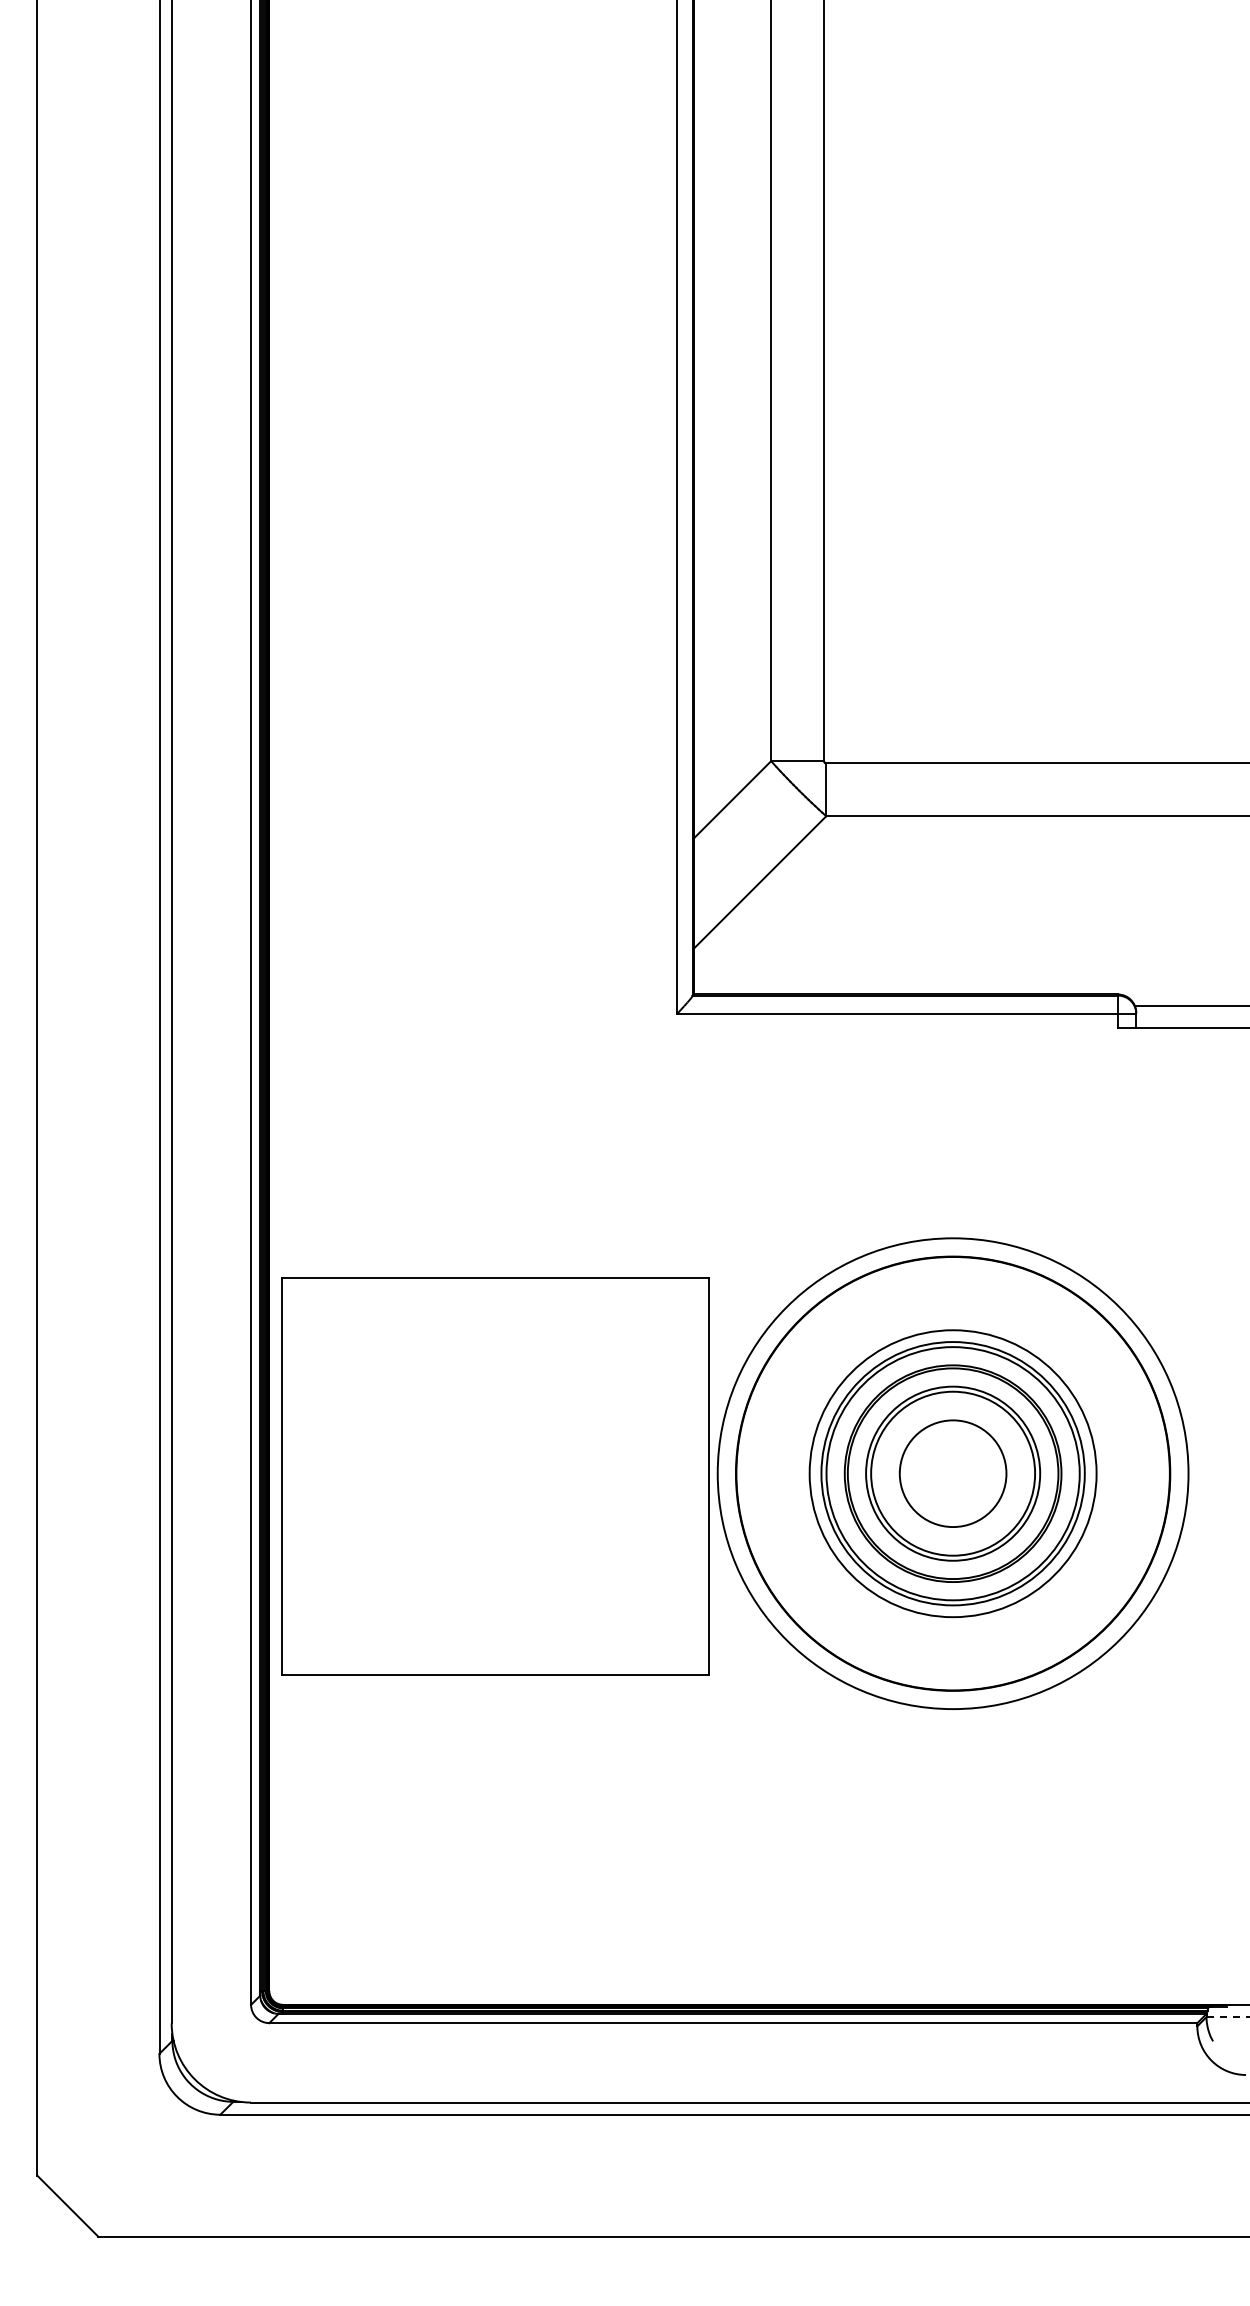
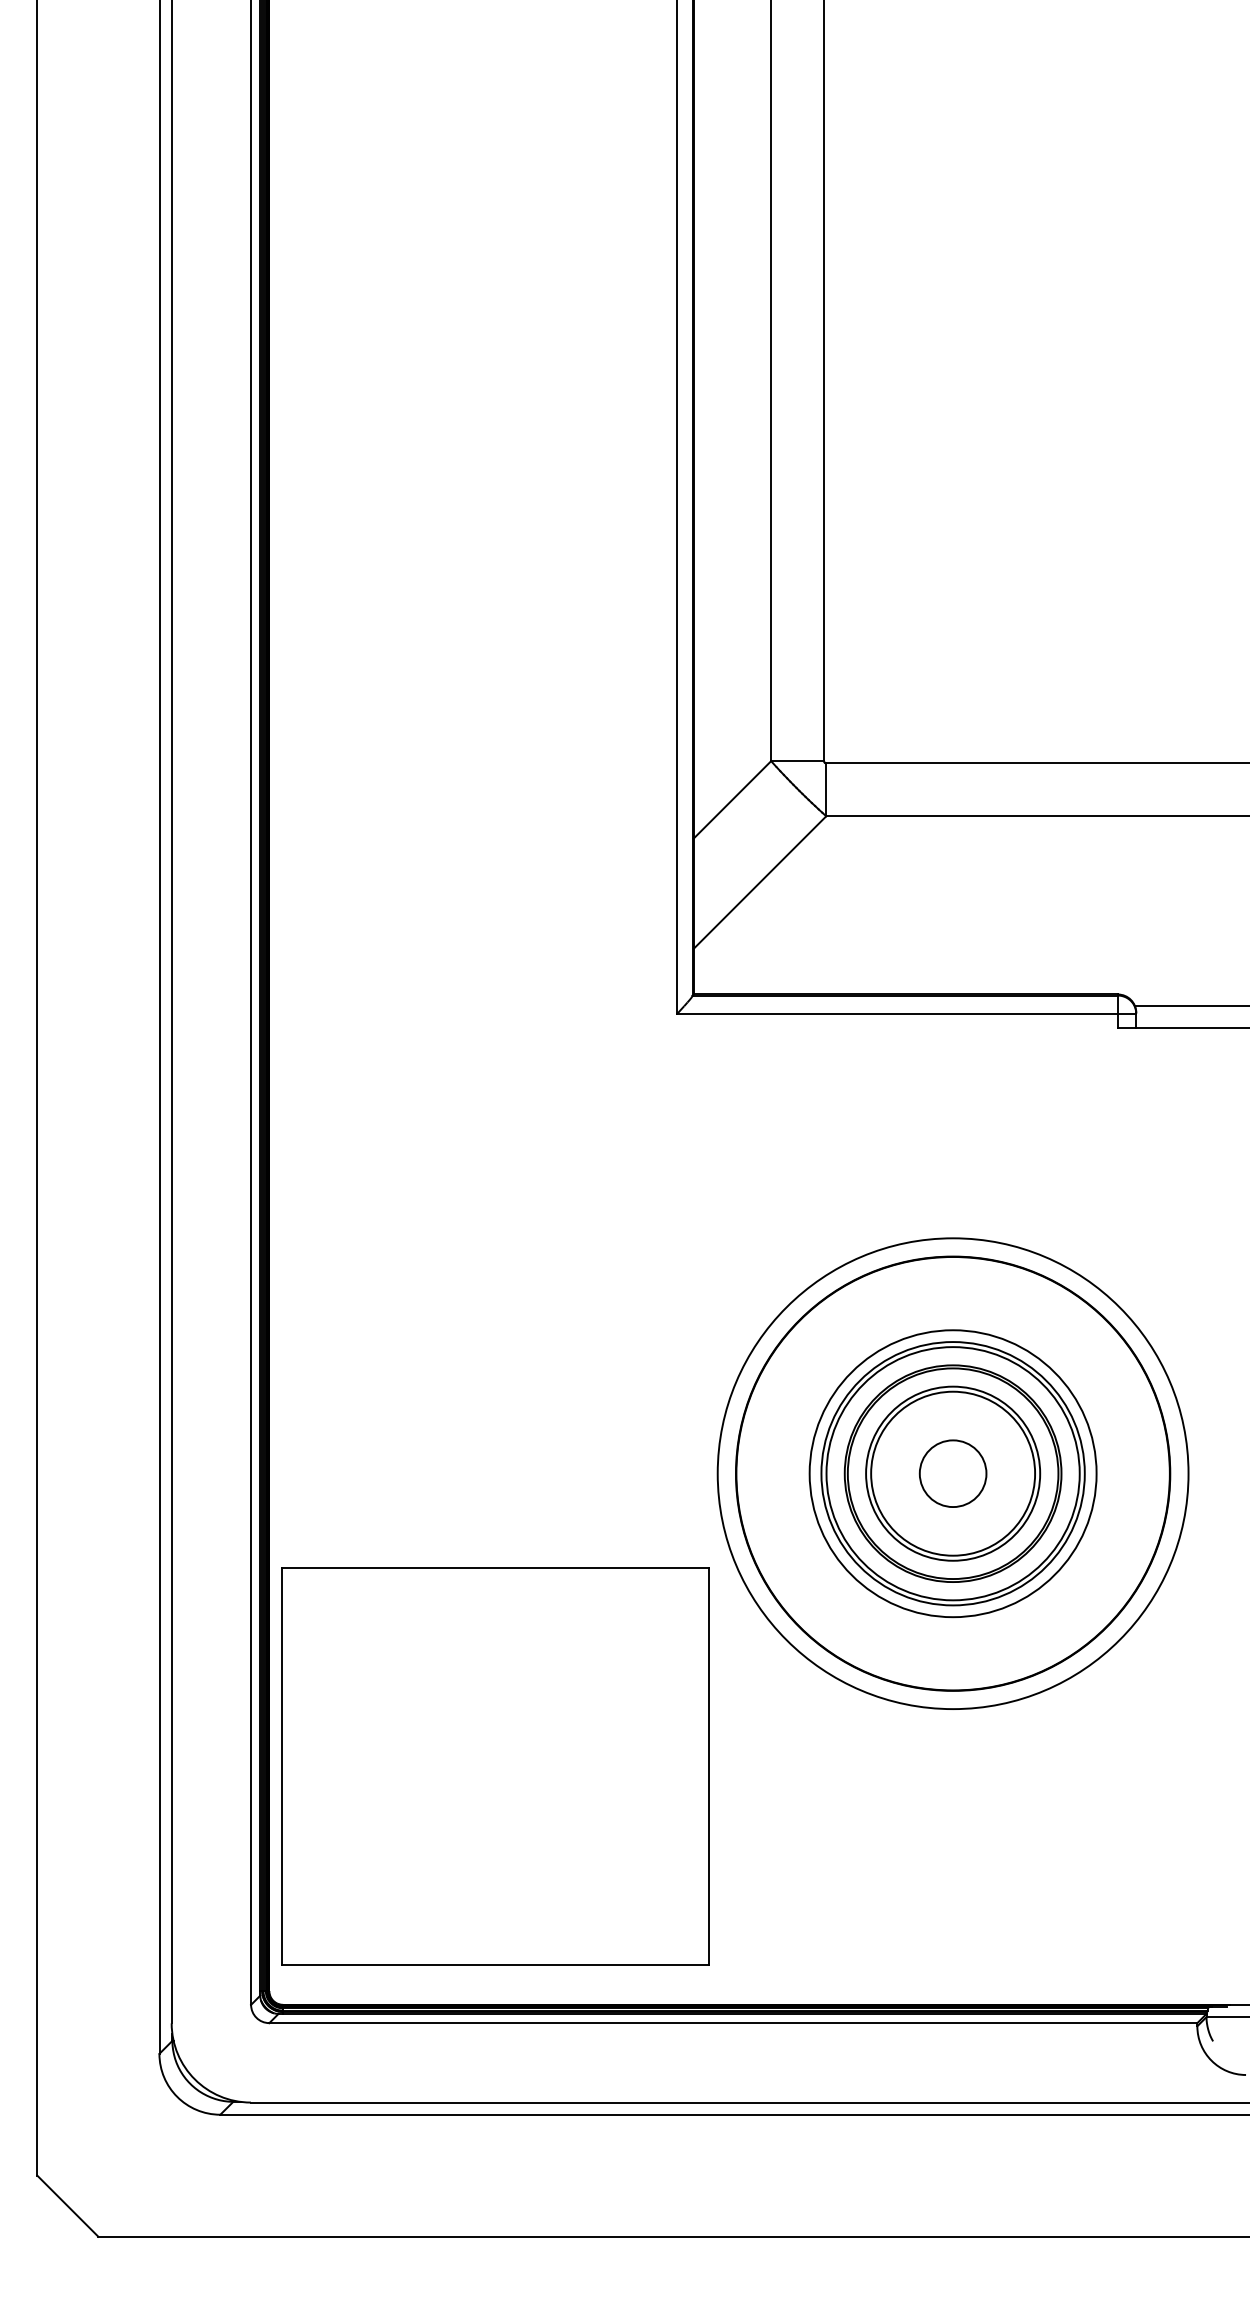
circle diameter: 107 px -> 67 px (952, 1473)
part position: (495, 1476) -> (495, 1766) (495, 1766)
line: dashed -> solid (1228, 2017)
